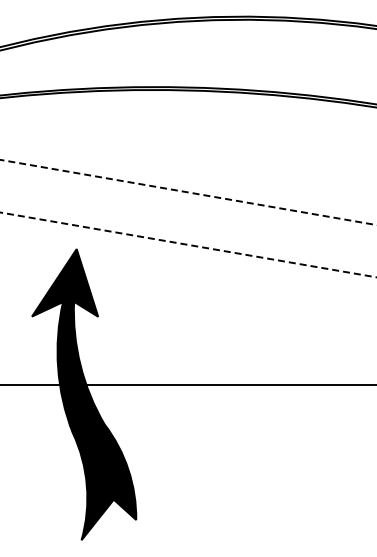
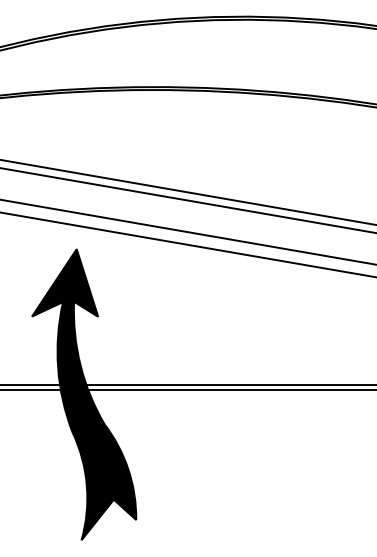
line: dashed -> solid (188, 192)
line: none -> present (187, 200)
line: none -> present (187, 232)
line: dashed -> solid (188, 245)
line: none -> present (187, 389)
